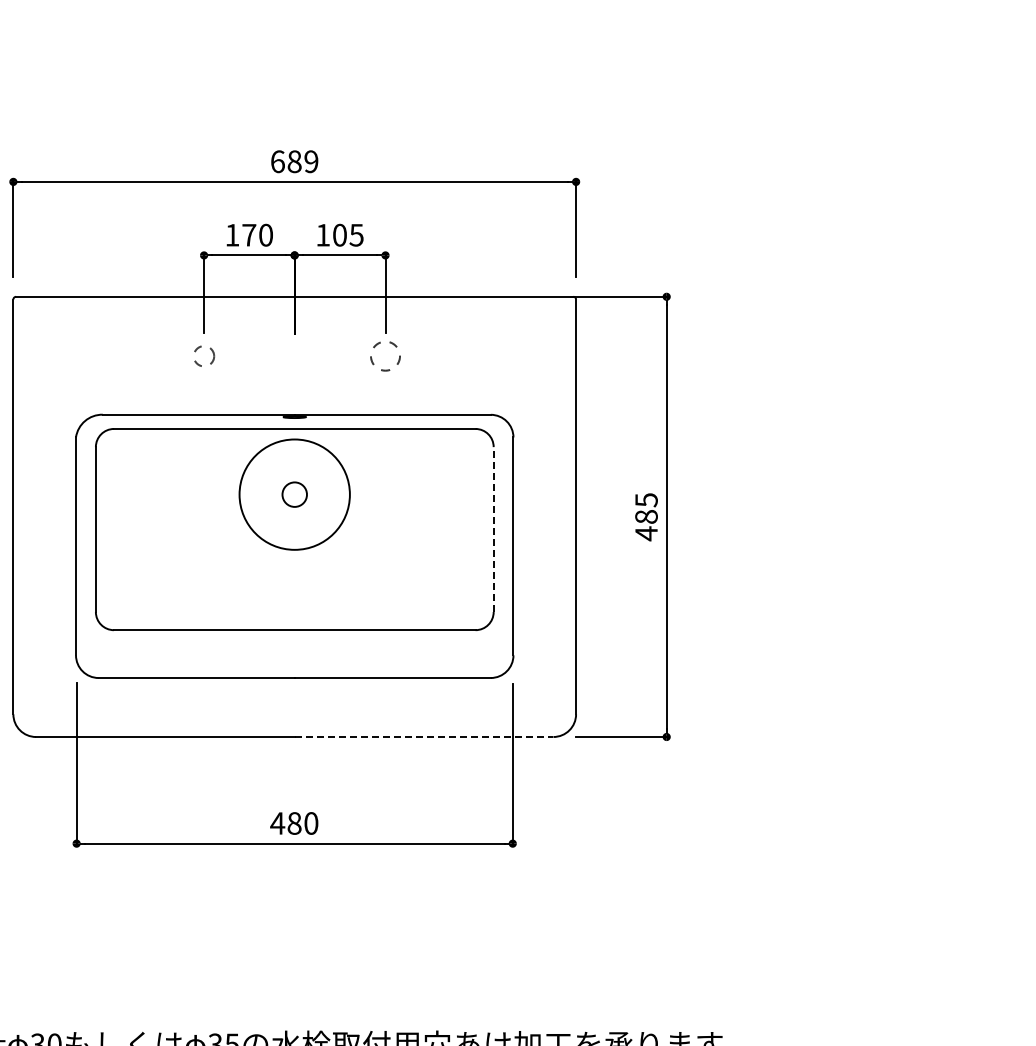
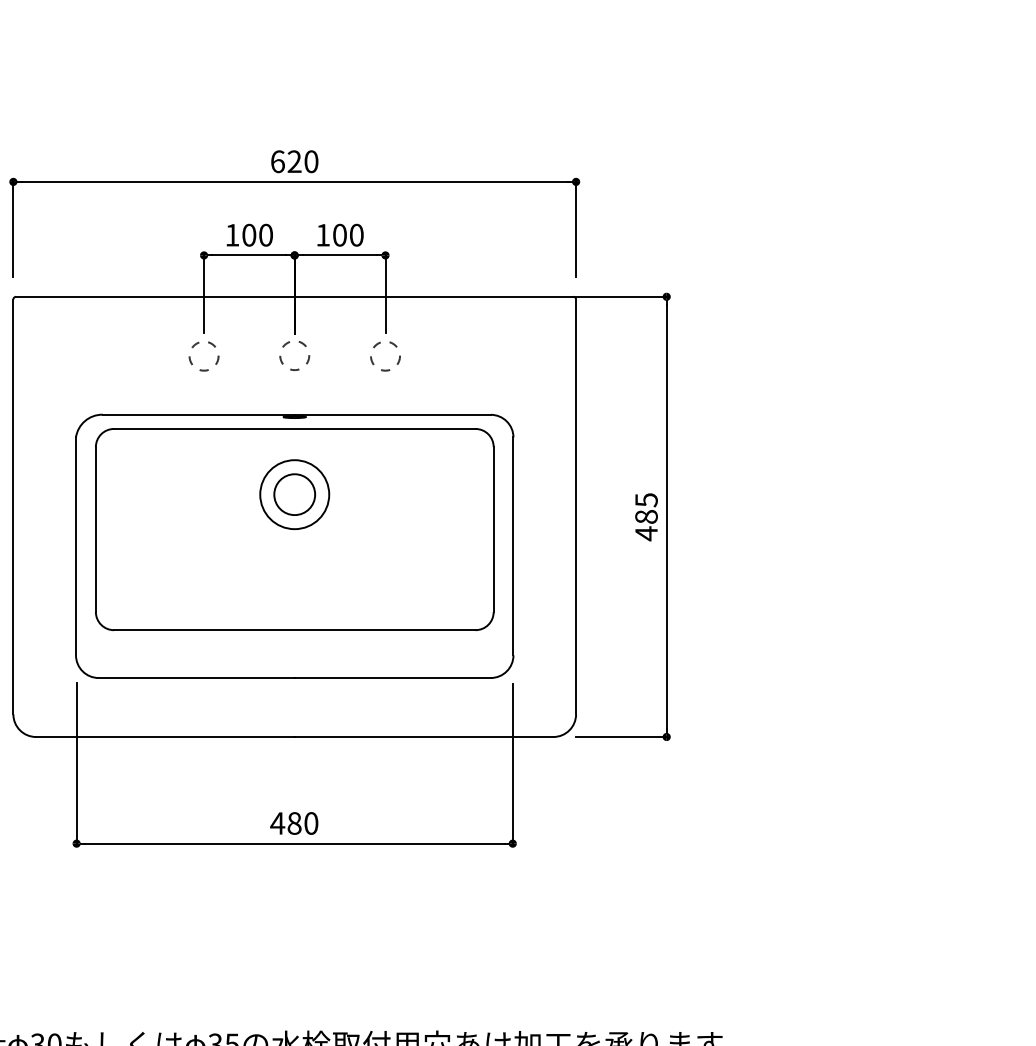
text: 689 -> 620 (302, 161)
text: 170 -> 100 (249, 234)
text: 105 -> 100 (356, 234)
circle size: 22x22 px -> 32x31 px (203, 356)
circle: none -> present (294, 355)
circle diameter: 110 px -> 69 px (294, 494)
circle diameter: 25 px -> 41 px (294, 494)
line: dashed -> solid (493, 529)
line: dashed -> solid (424, 737)
